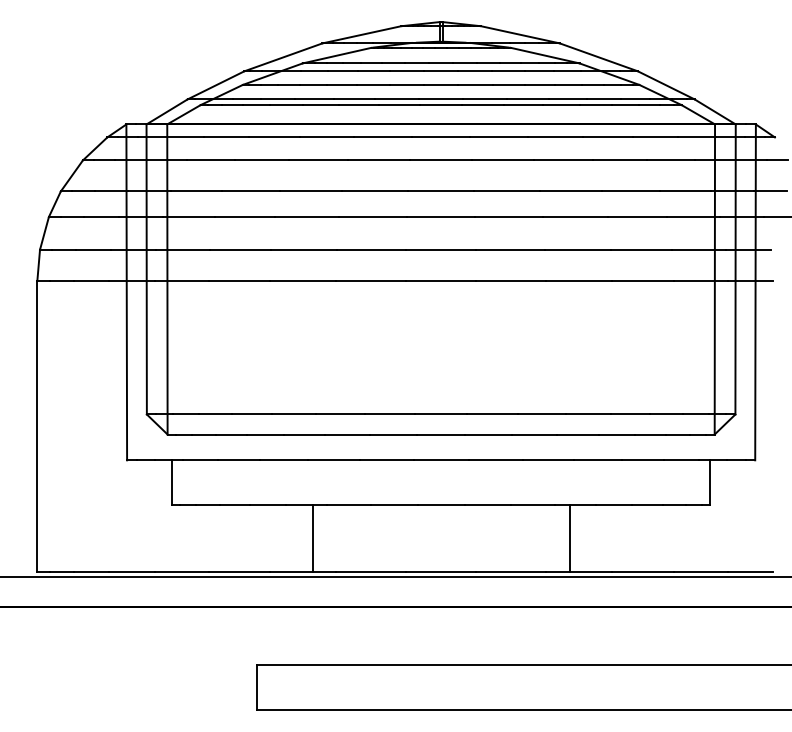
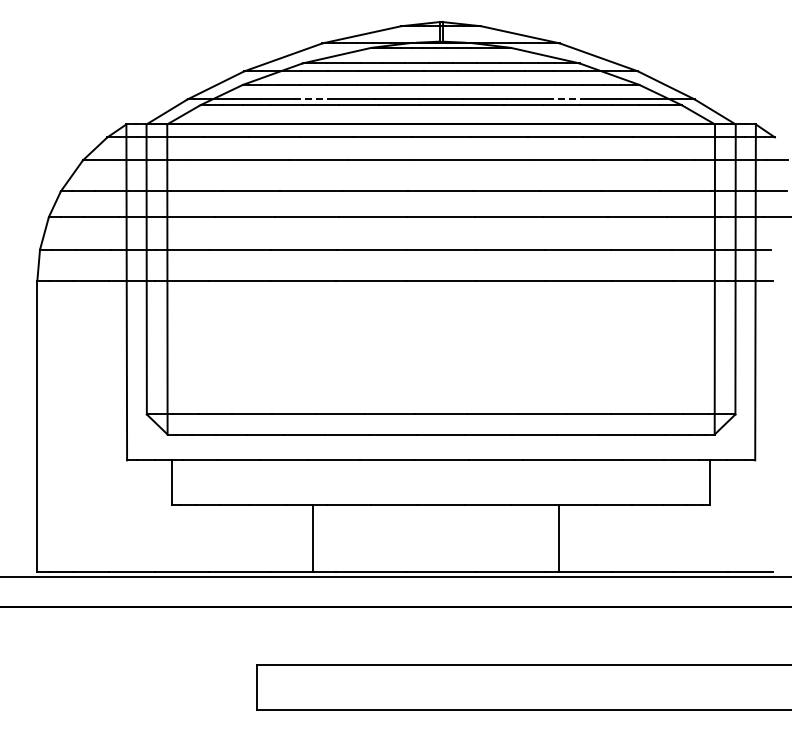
line: solid -> dashed (313, 99)
line: solid -> dashed (567, 99)
line position: (569, 538) -> (558, 538) (558, 538)
